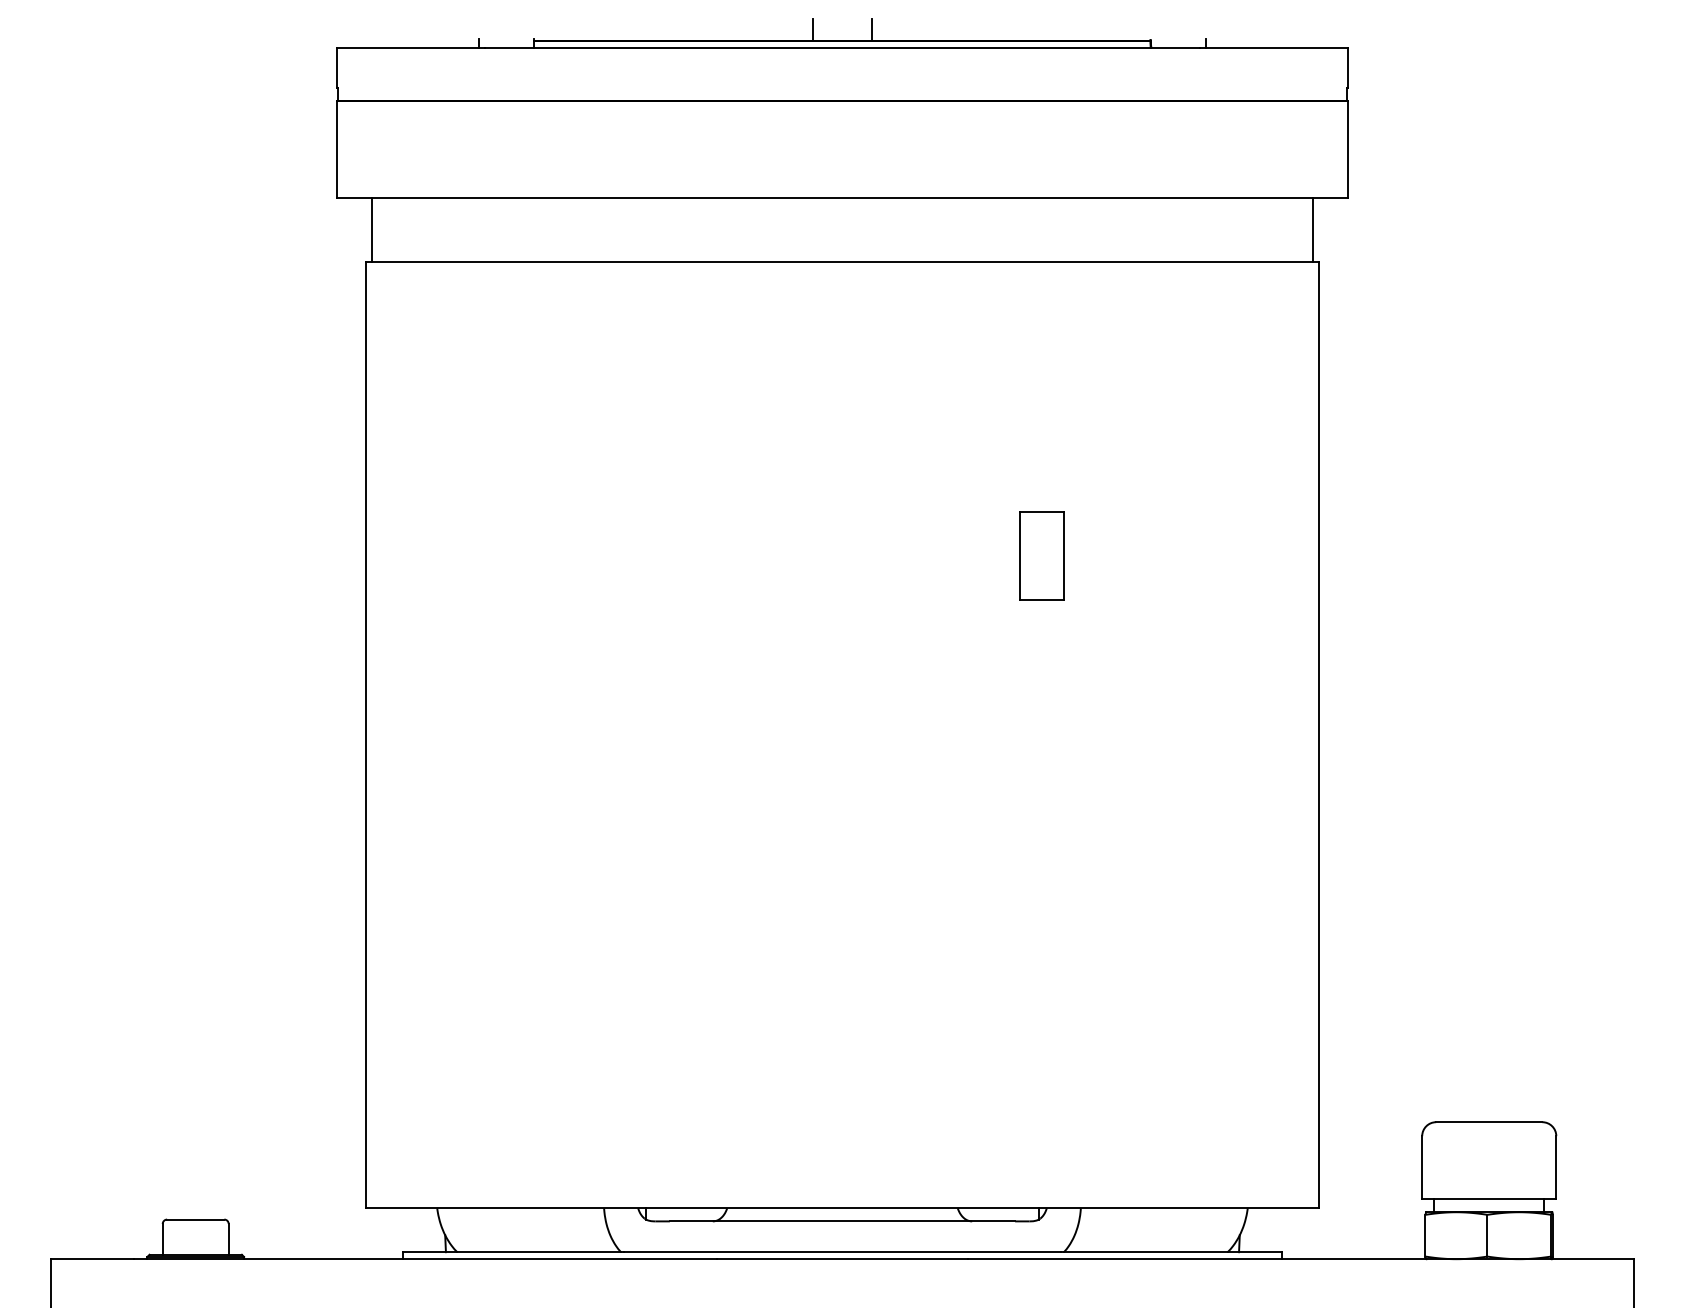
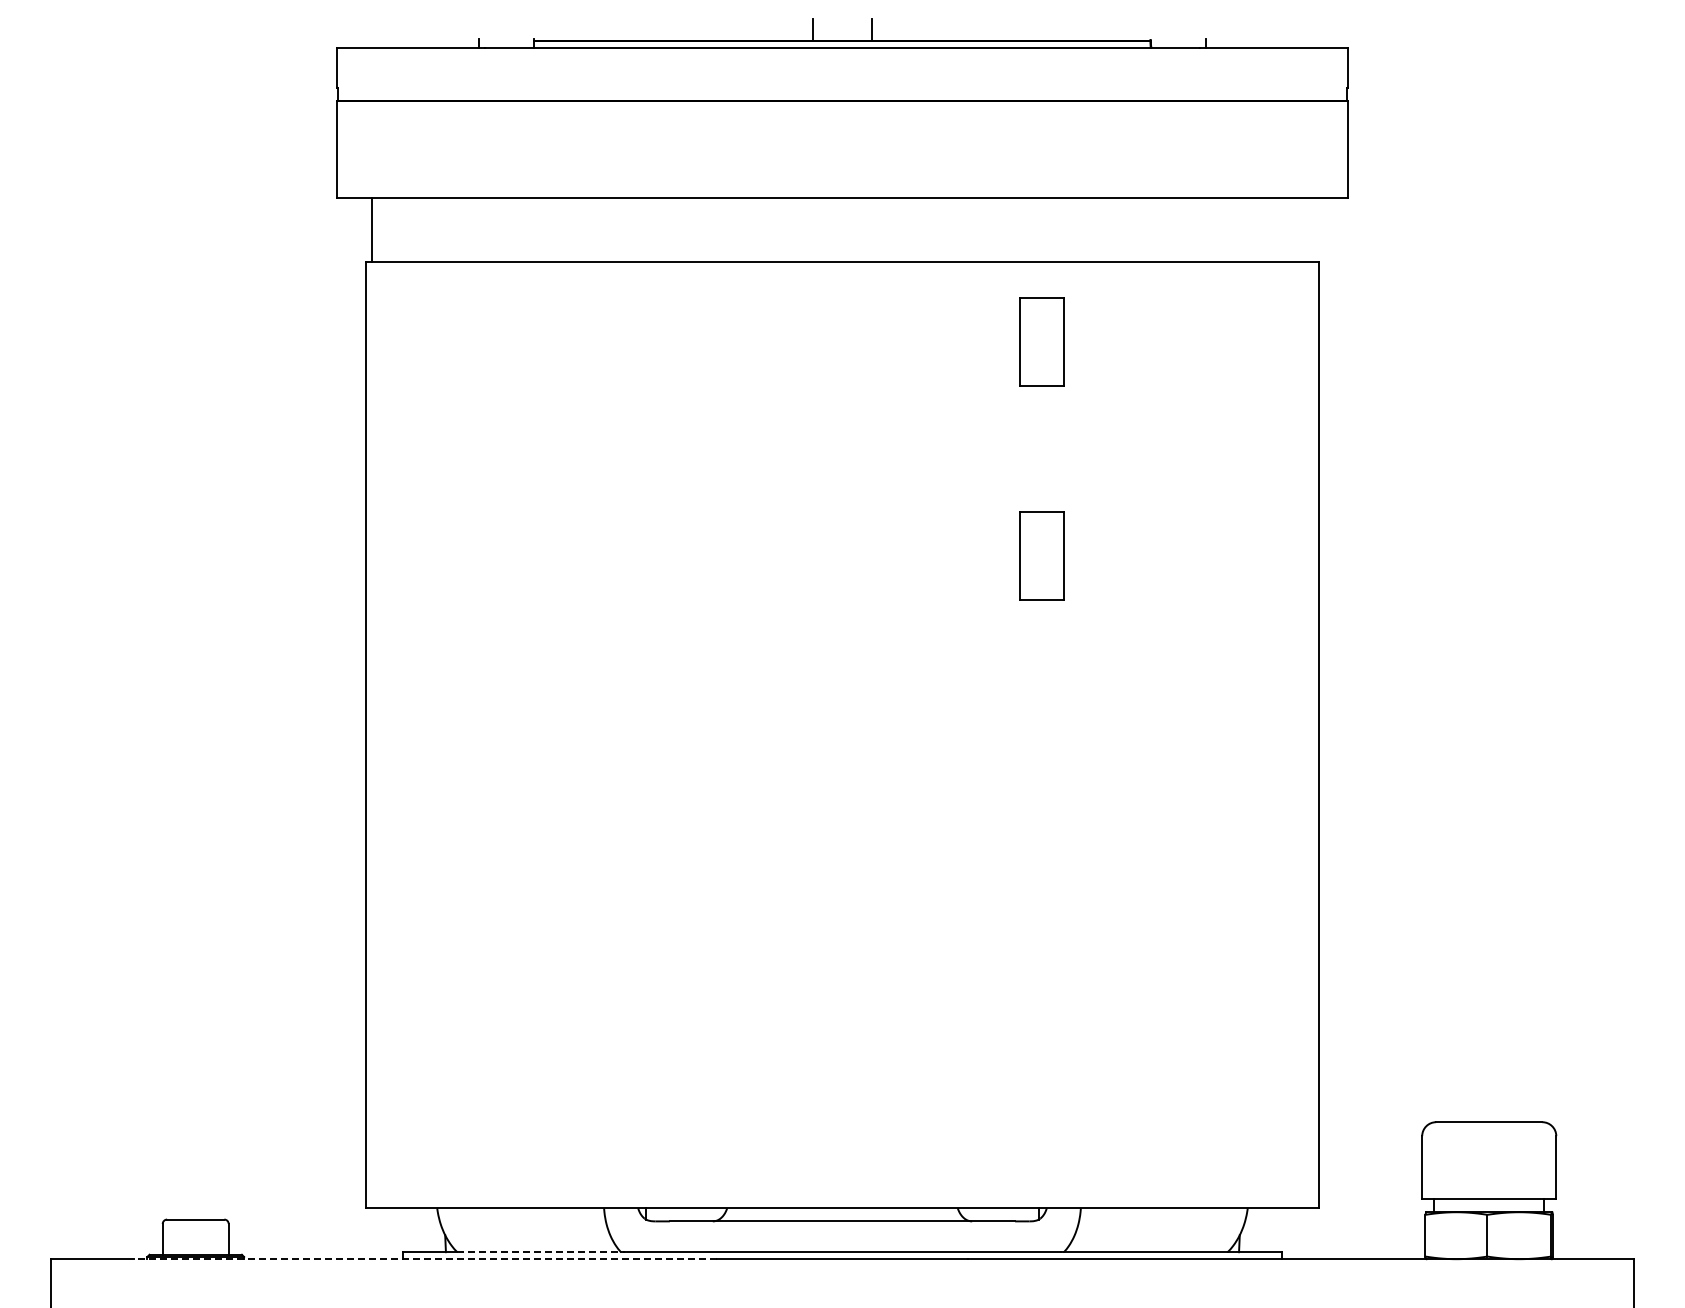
line: present -> none (1313, 229)
part: none -> present (1041, 341)
line: solid -> dashed (539, 1252)
line: solid -> dashed (425, 1259)
